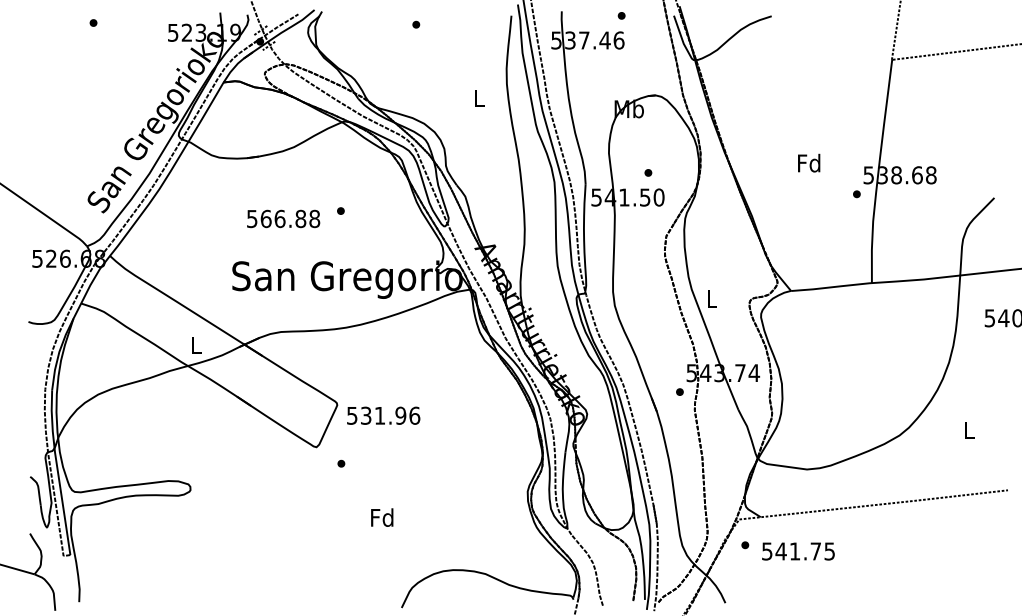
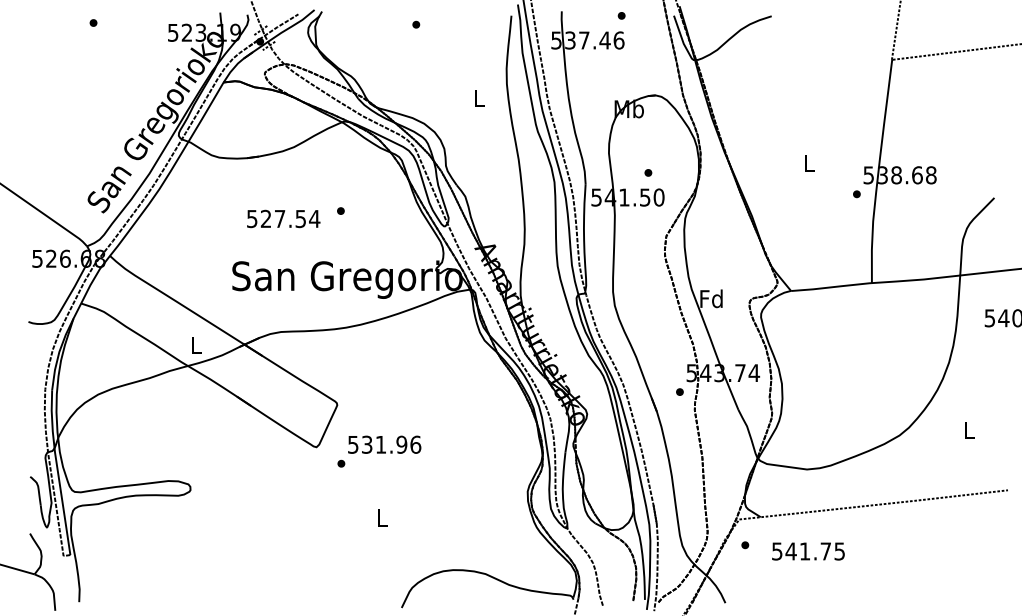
text: Fd -> L (809, 162)
text: 566.88 -> 527.54 (290, 218)
text: L -> Fd (711, 298)
text position: (383, 415) -> (384, 444) (384, 444)
text: Fd -> L (382, 517)
text position: (798, 551) -> (808, 551) (808, 551)
